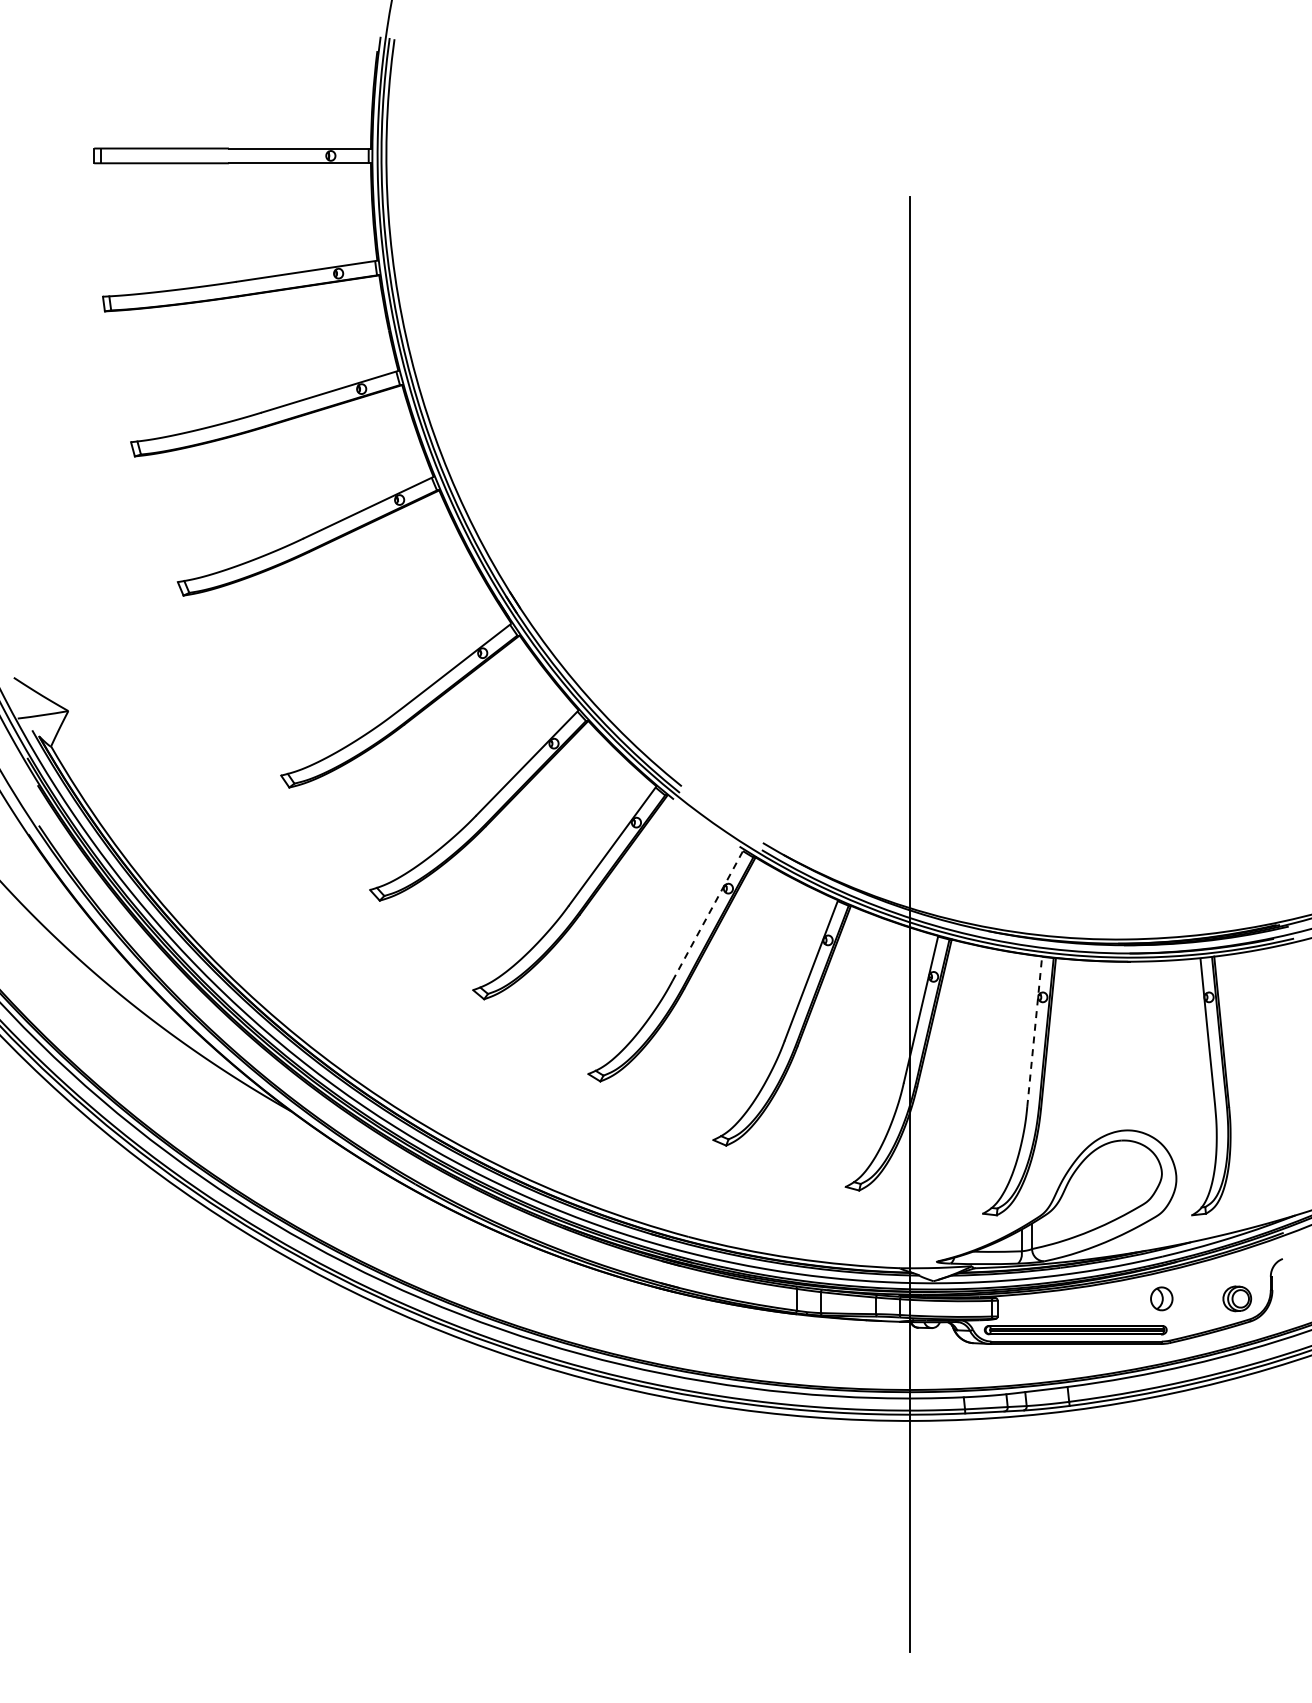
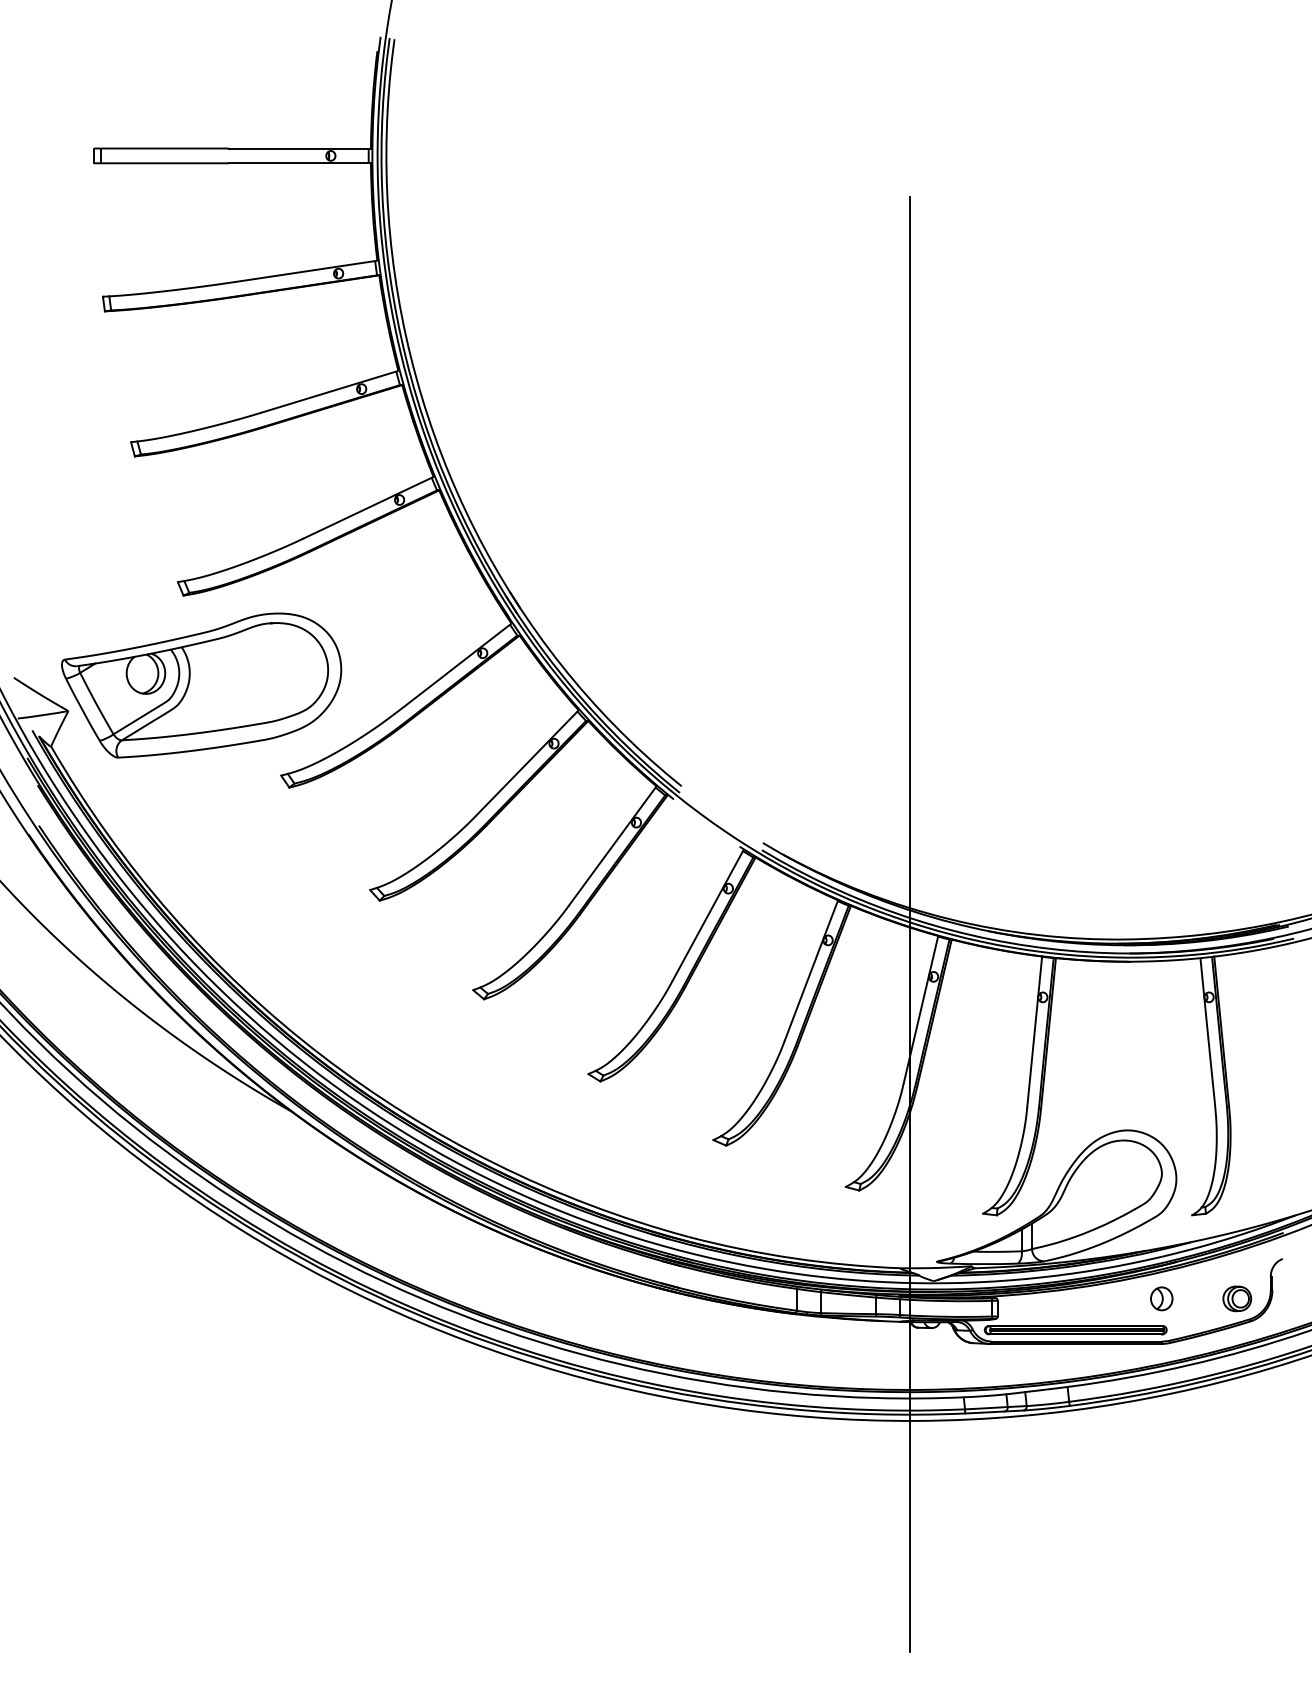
part: none -> present (201, 685)
line: dashed -> solid (708, 915)
line: dashed -> solid (1034, 1031)
